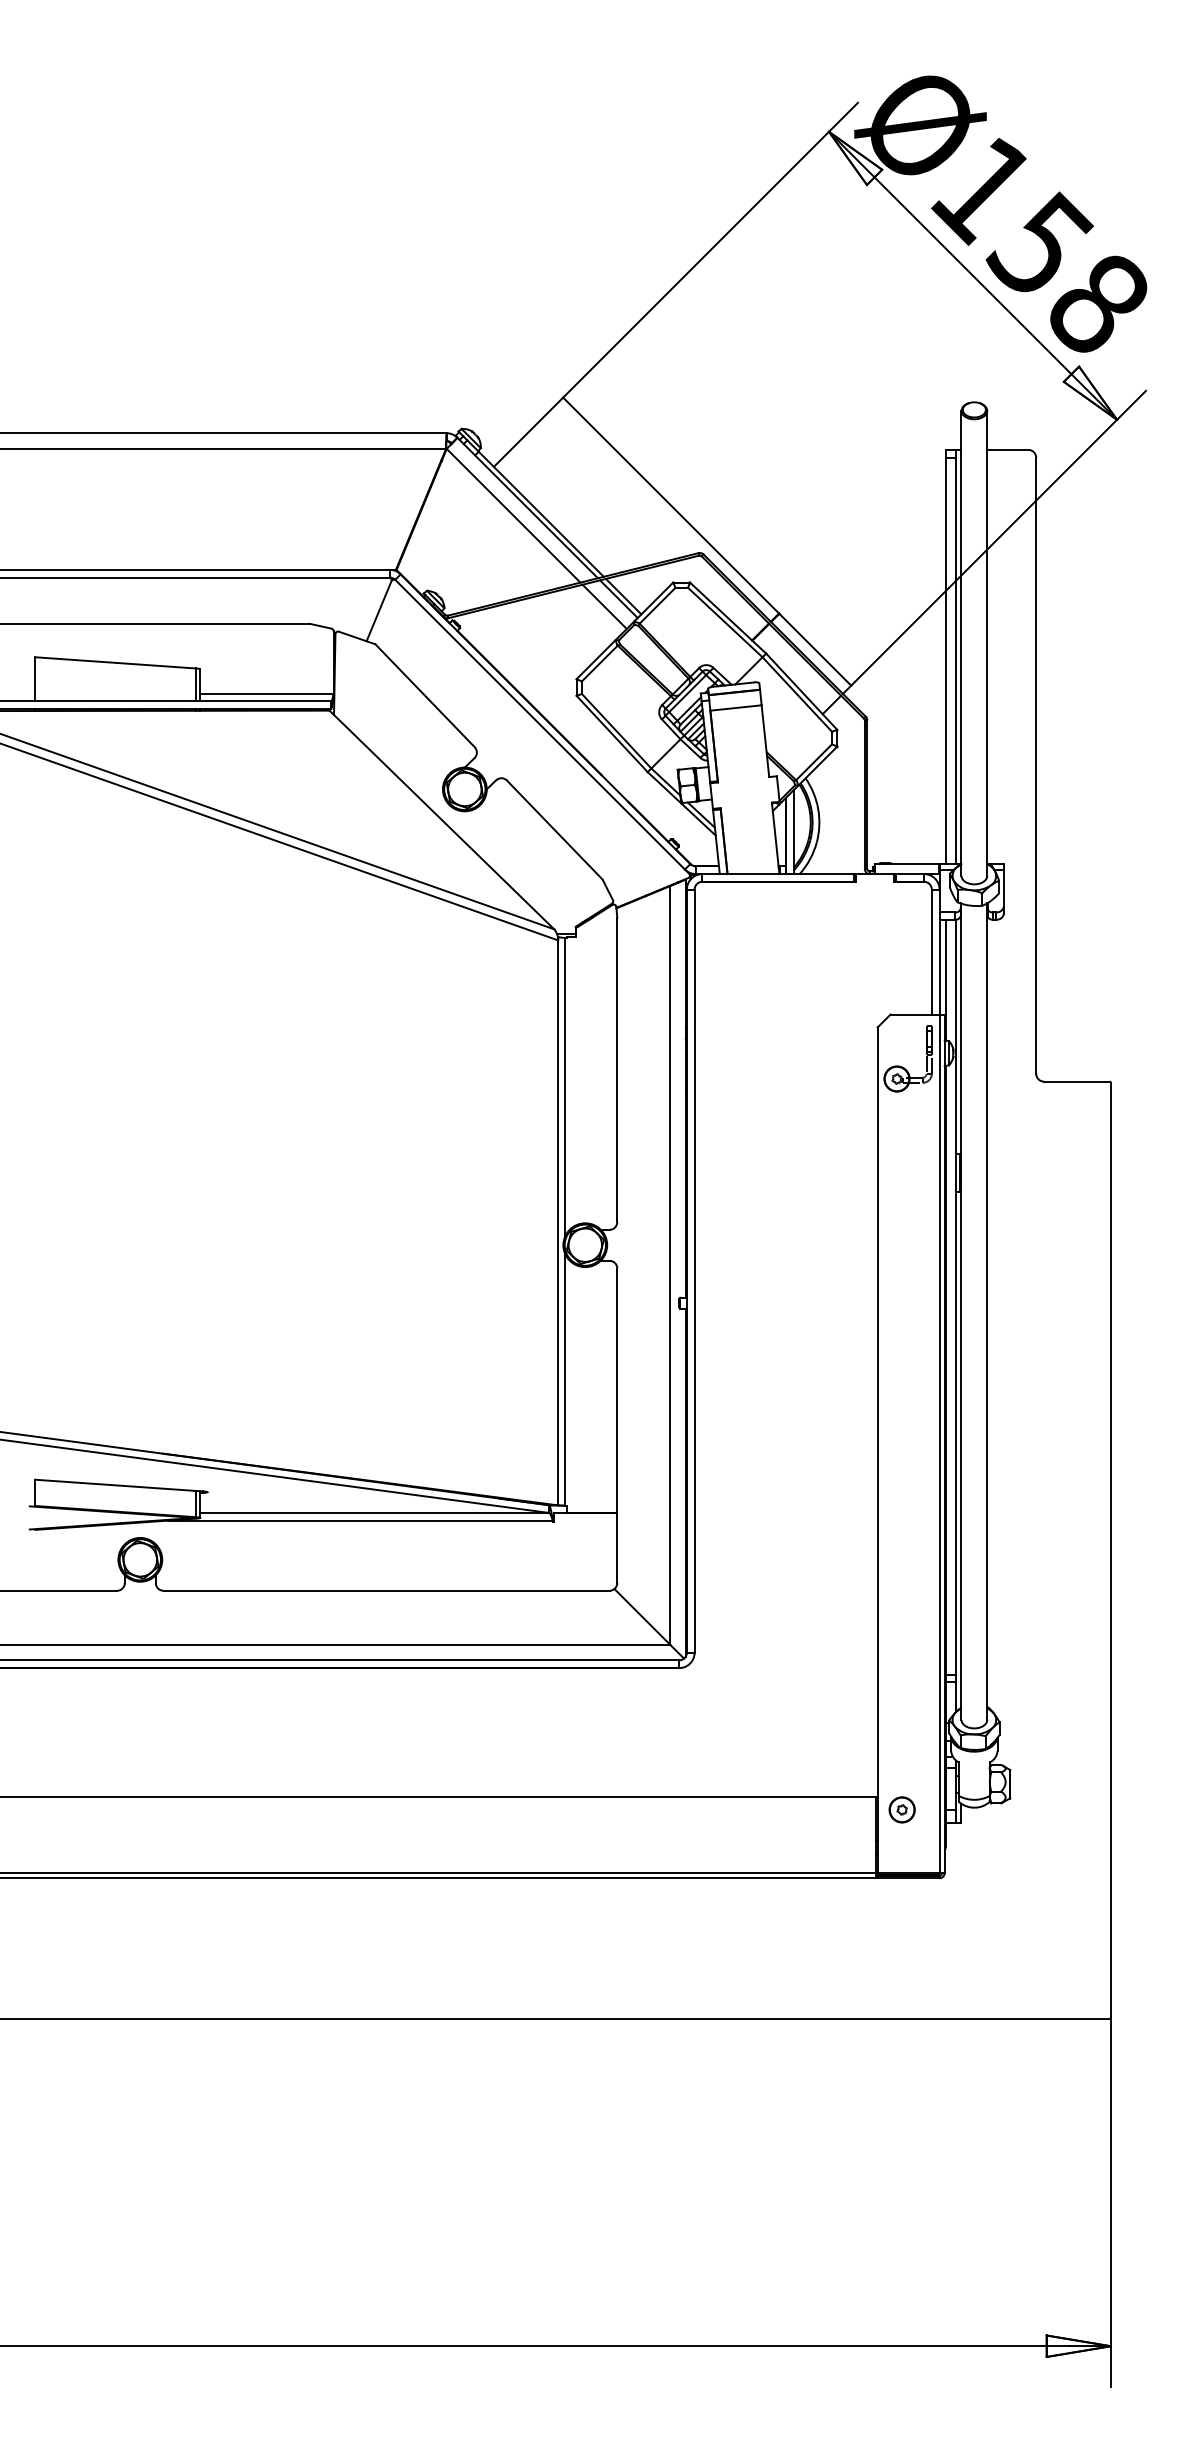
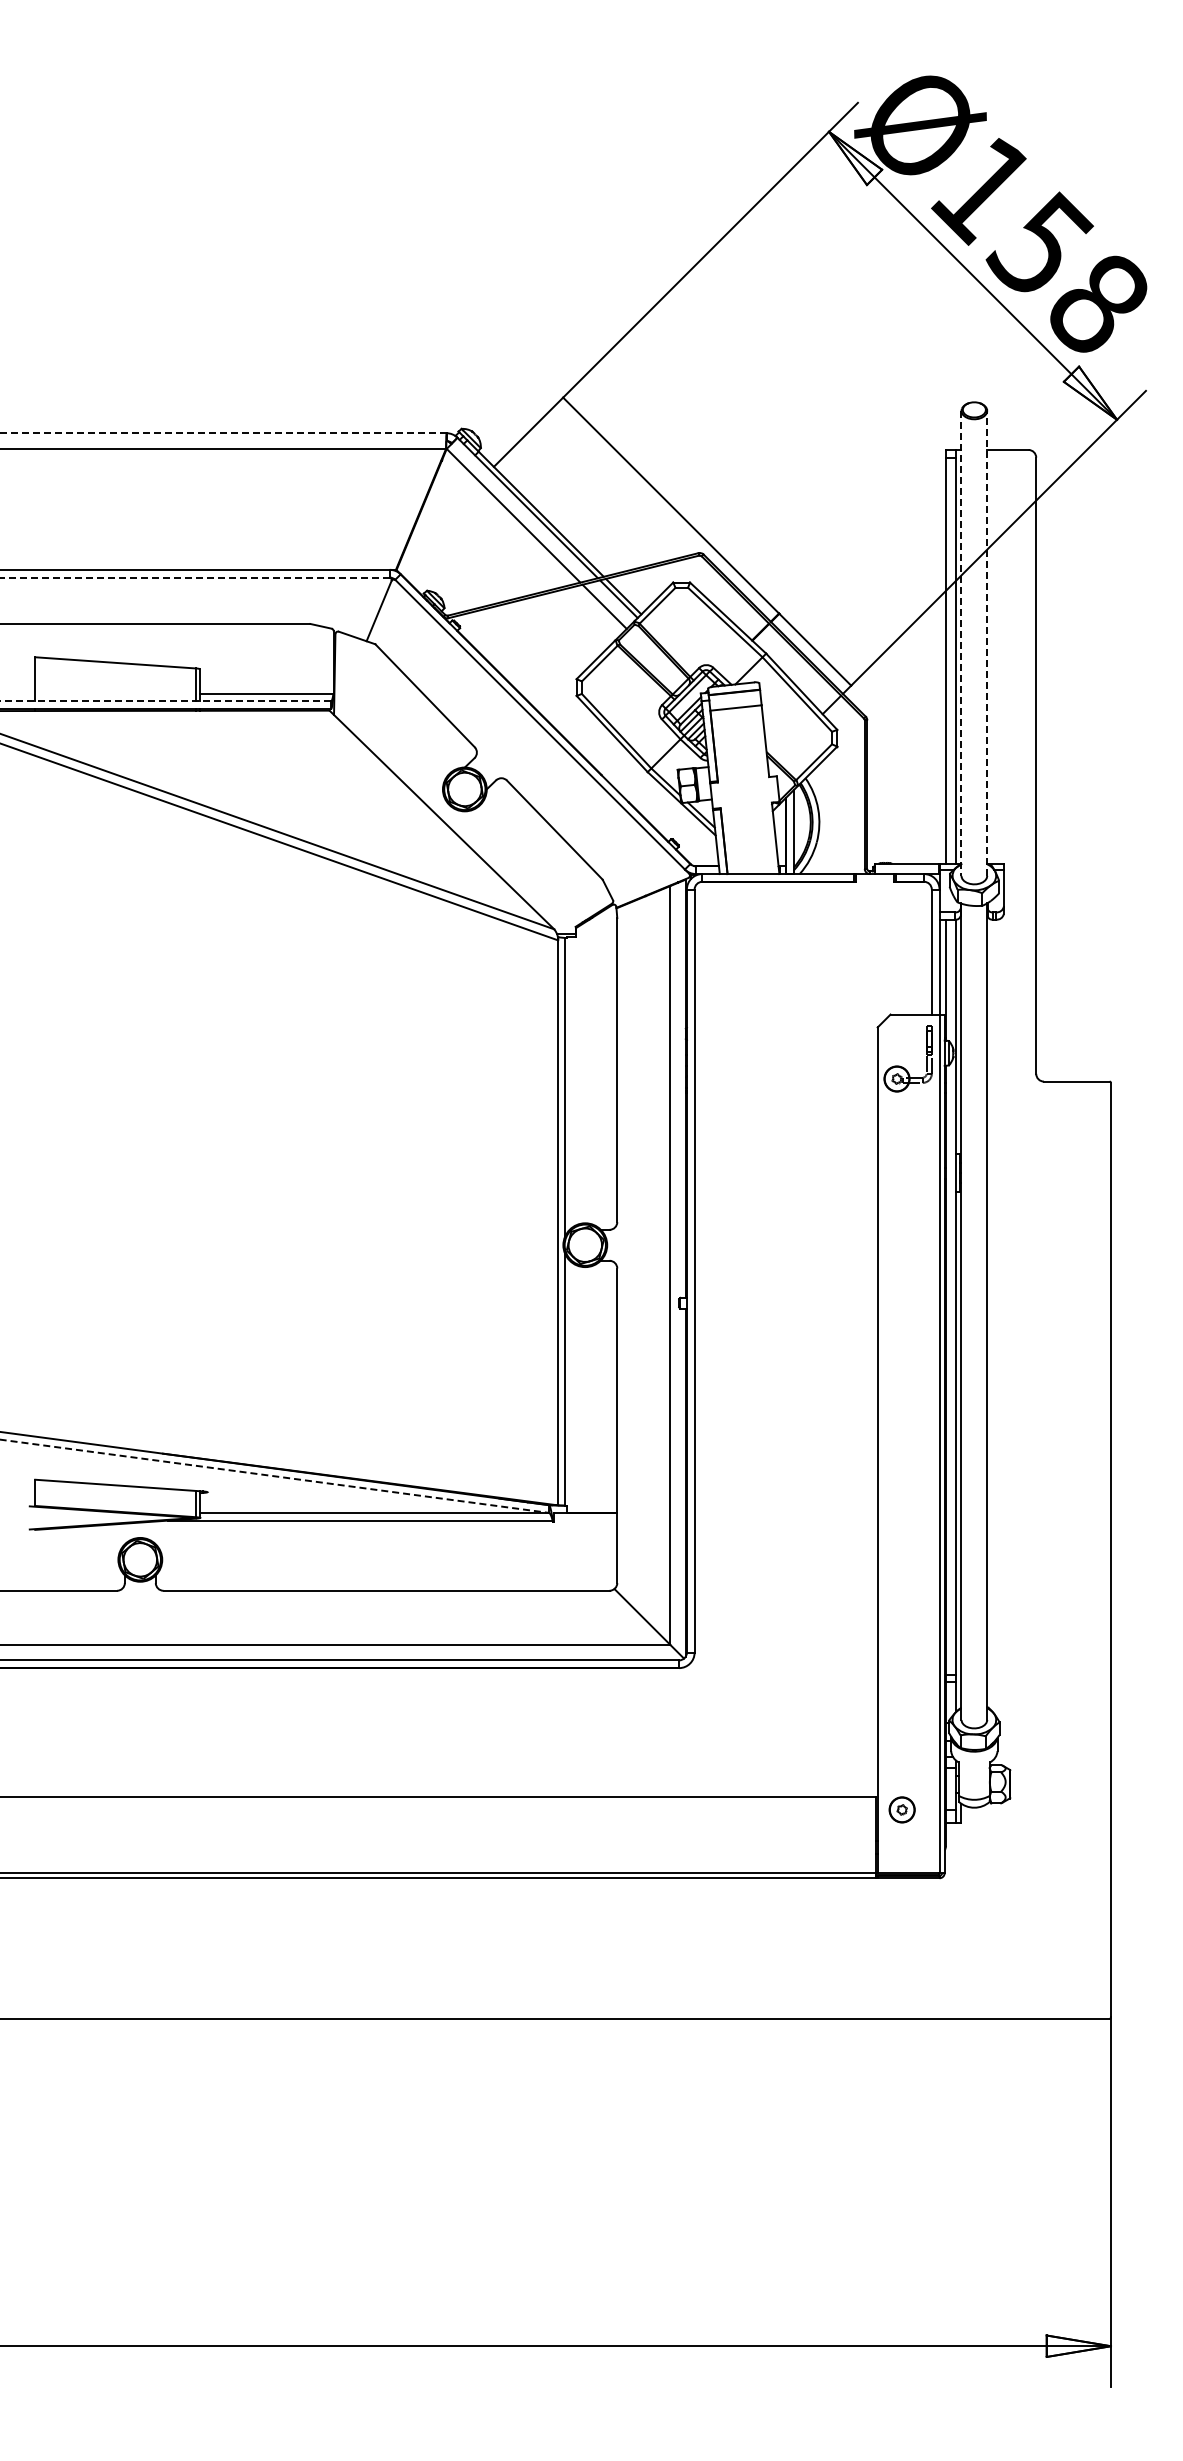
line: solid -> dashed (223, 433)
line: solid -> dashed (194, 577)
line: solid -> dashed (961, 643)
line: solid -> dashed (987, 643)
line: solid -> dashed (165, 701)
line: solid -> dashed (274, 1476)
